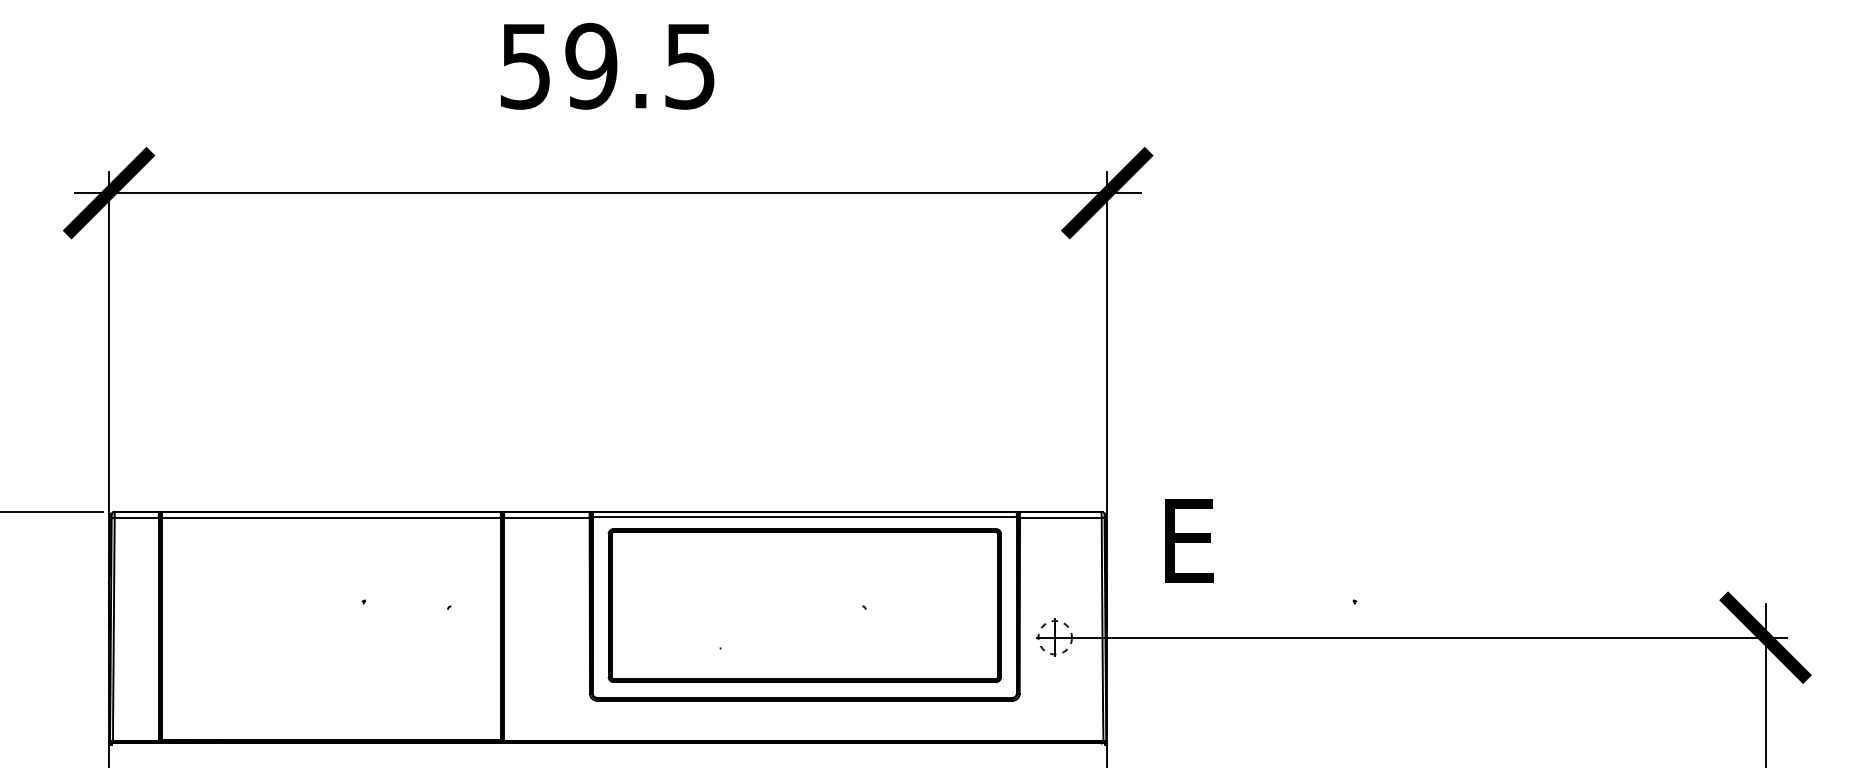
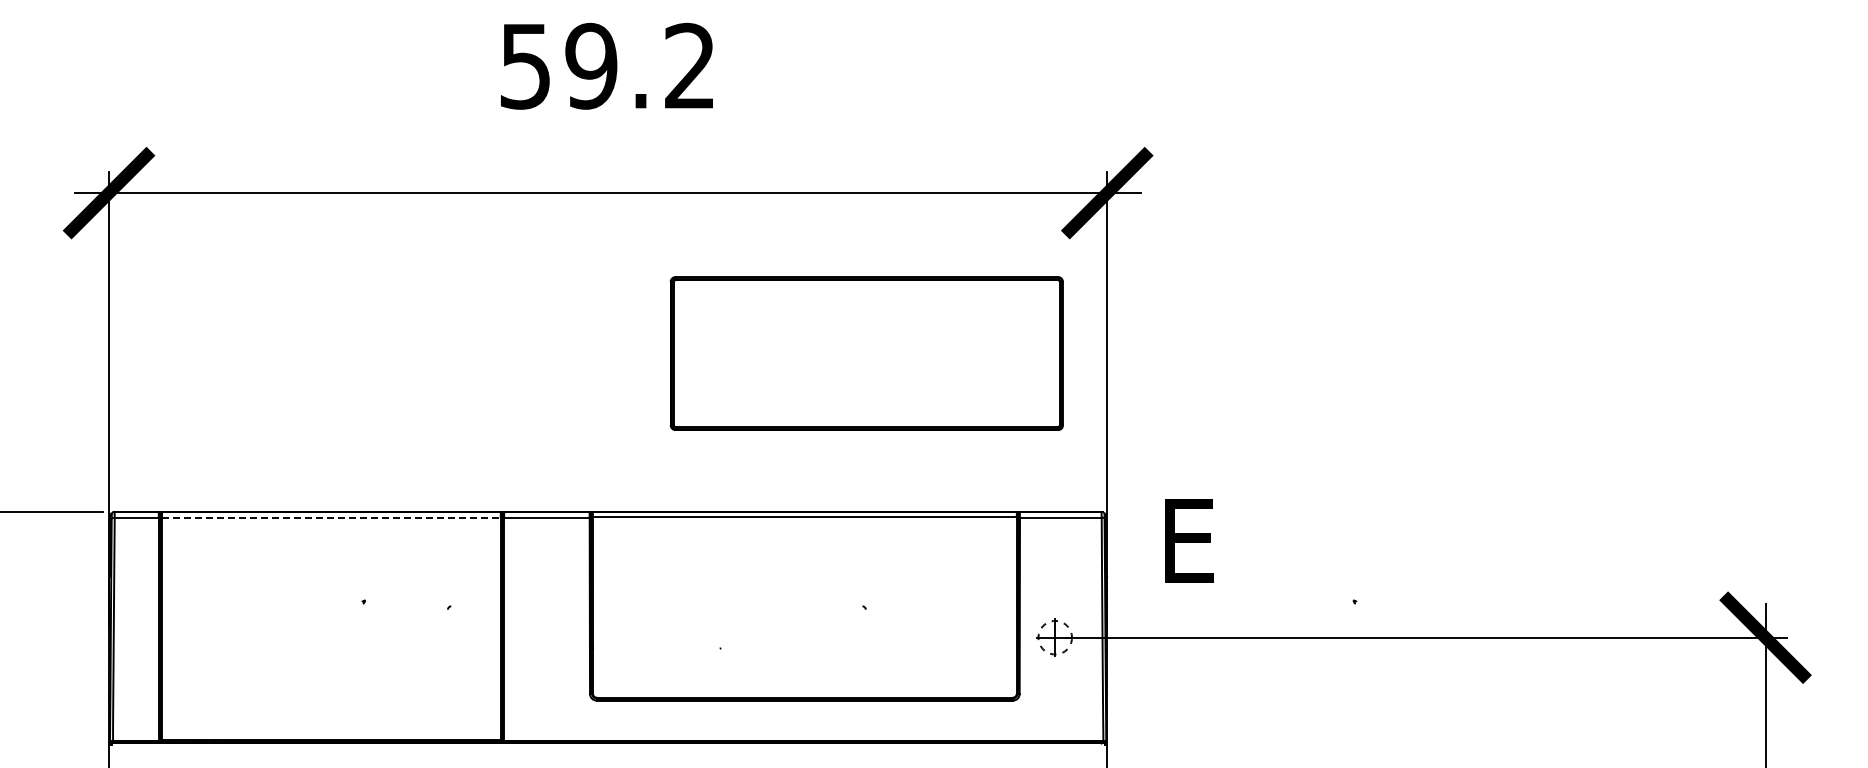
text: 59.5 -> 59.2 (689, 65)
line: solid -> dashed (331, 517)
part position: (804, 605) -> (866, 353) (866, 353)
